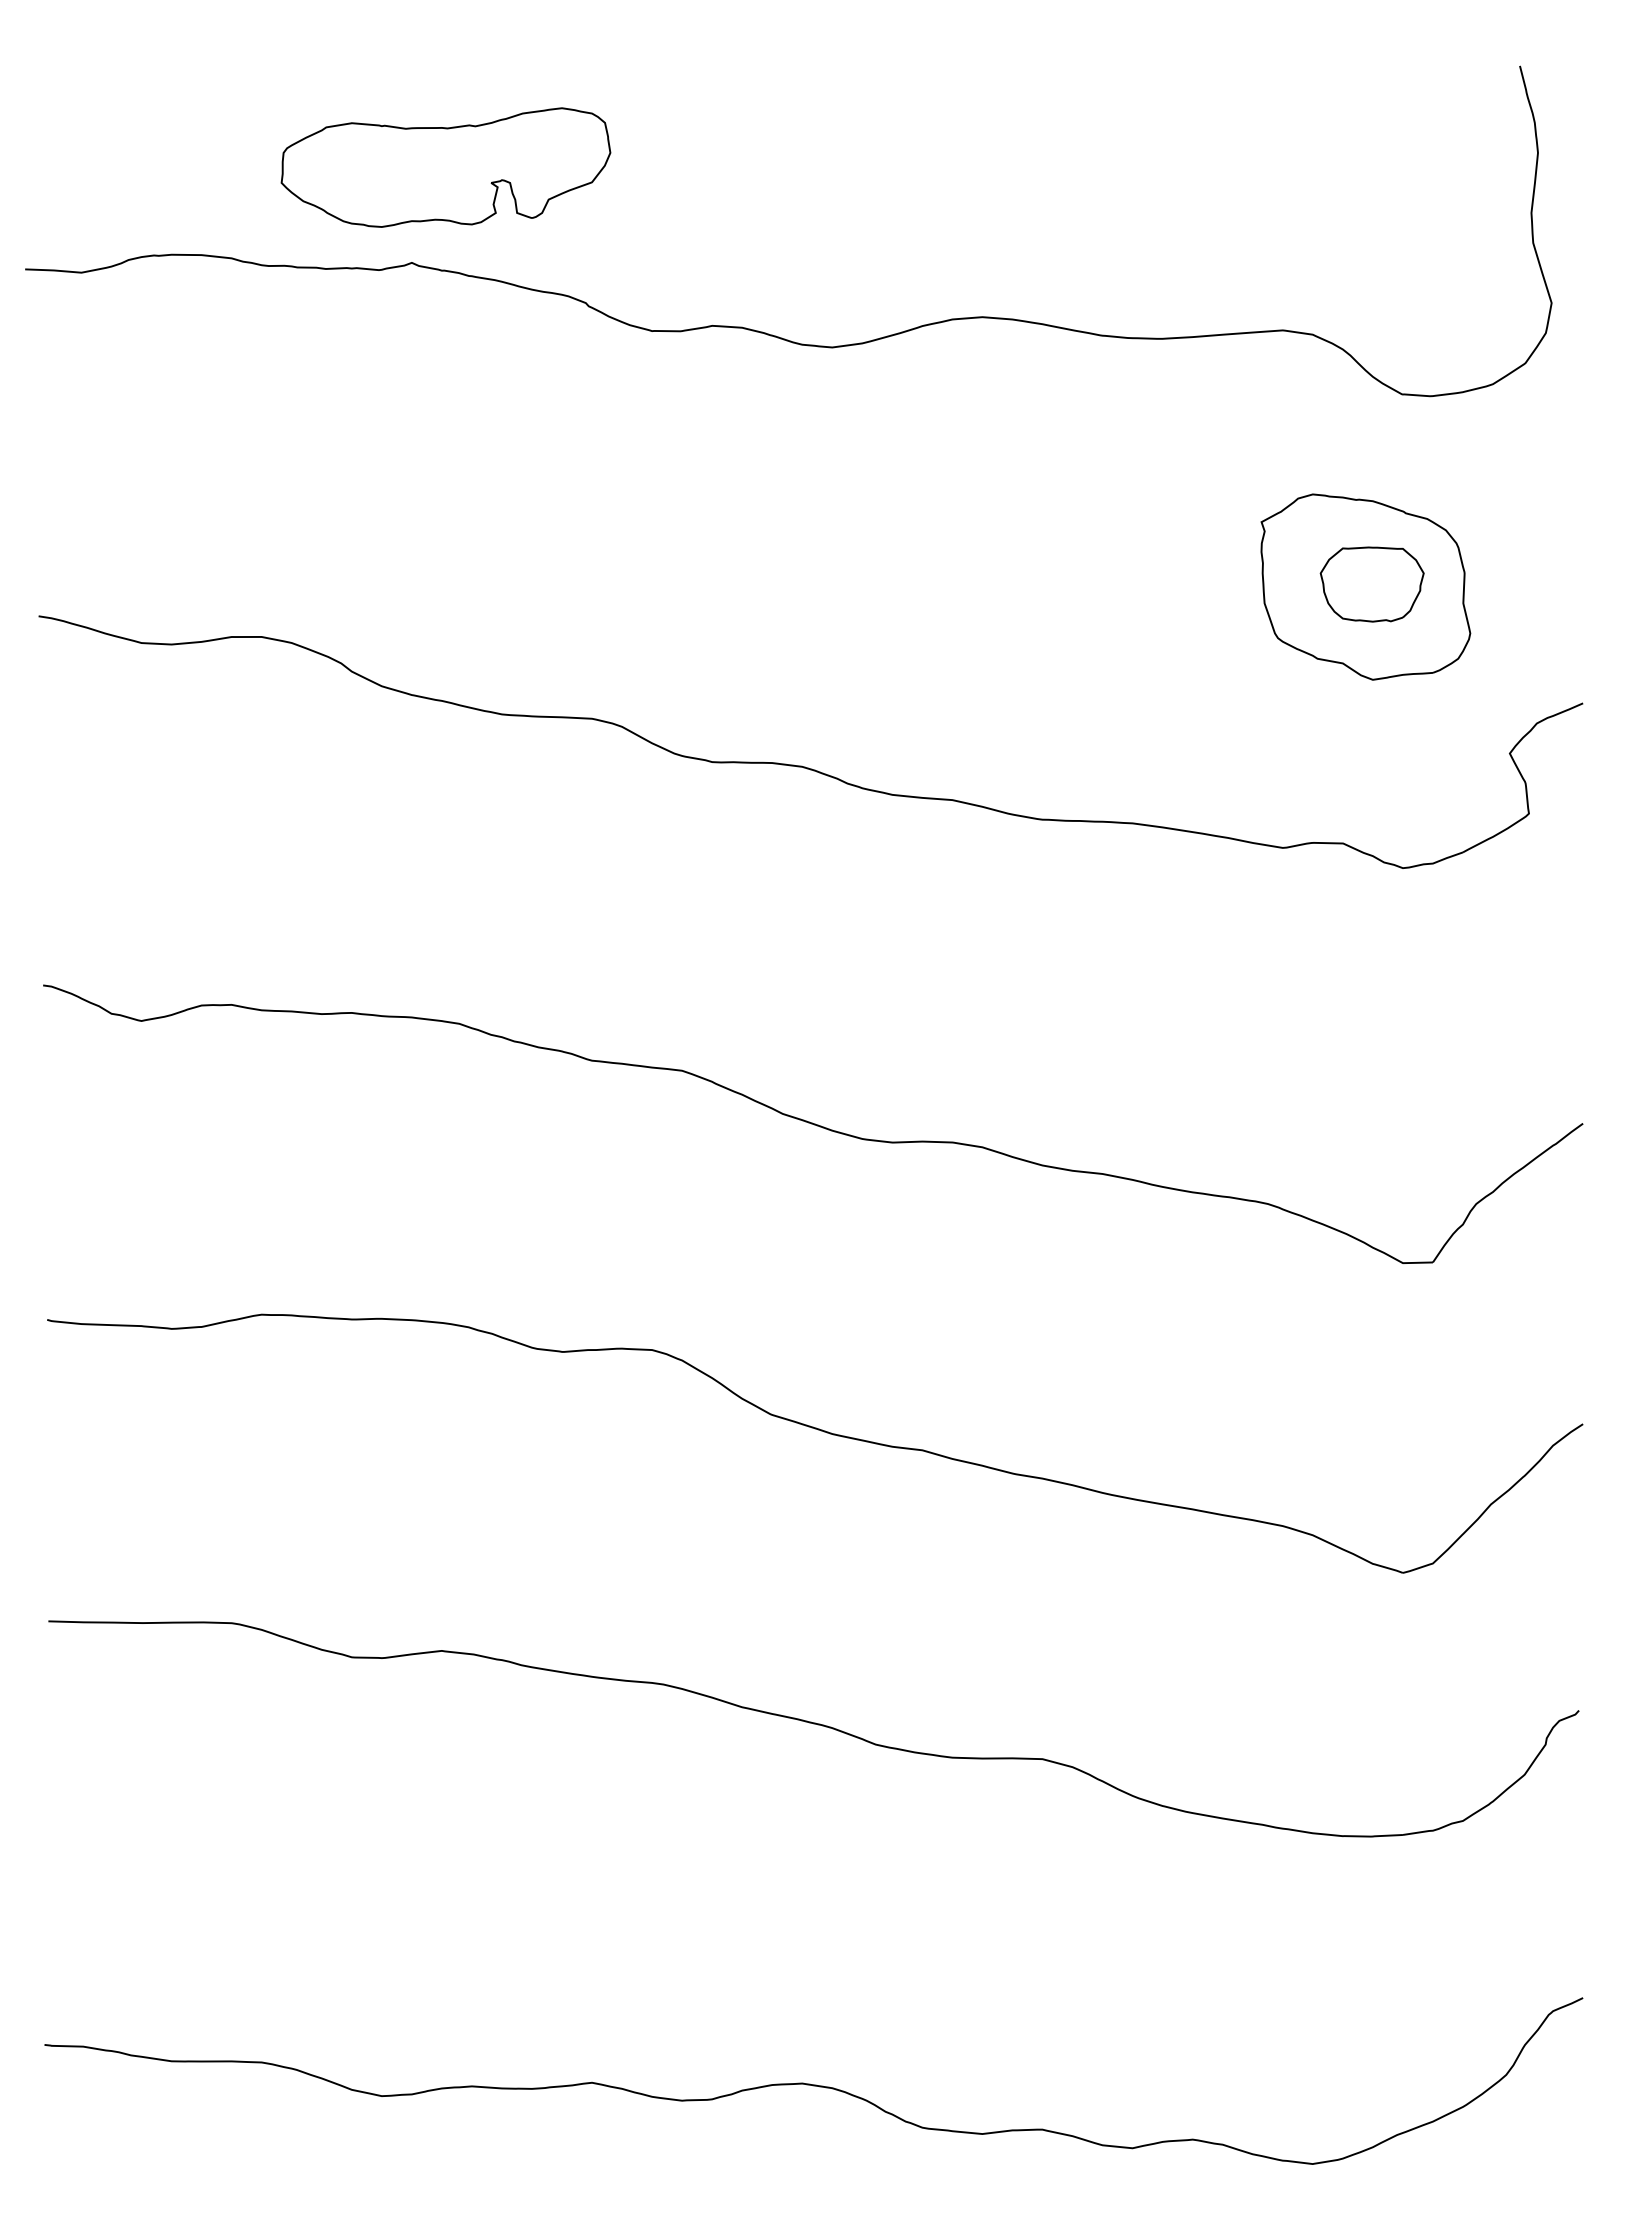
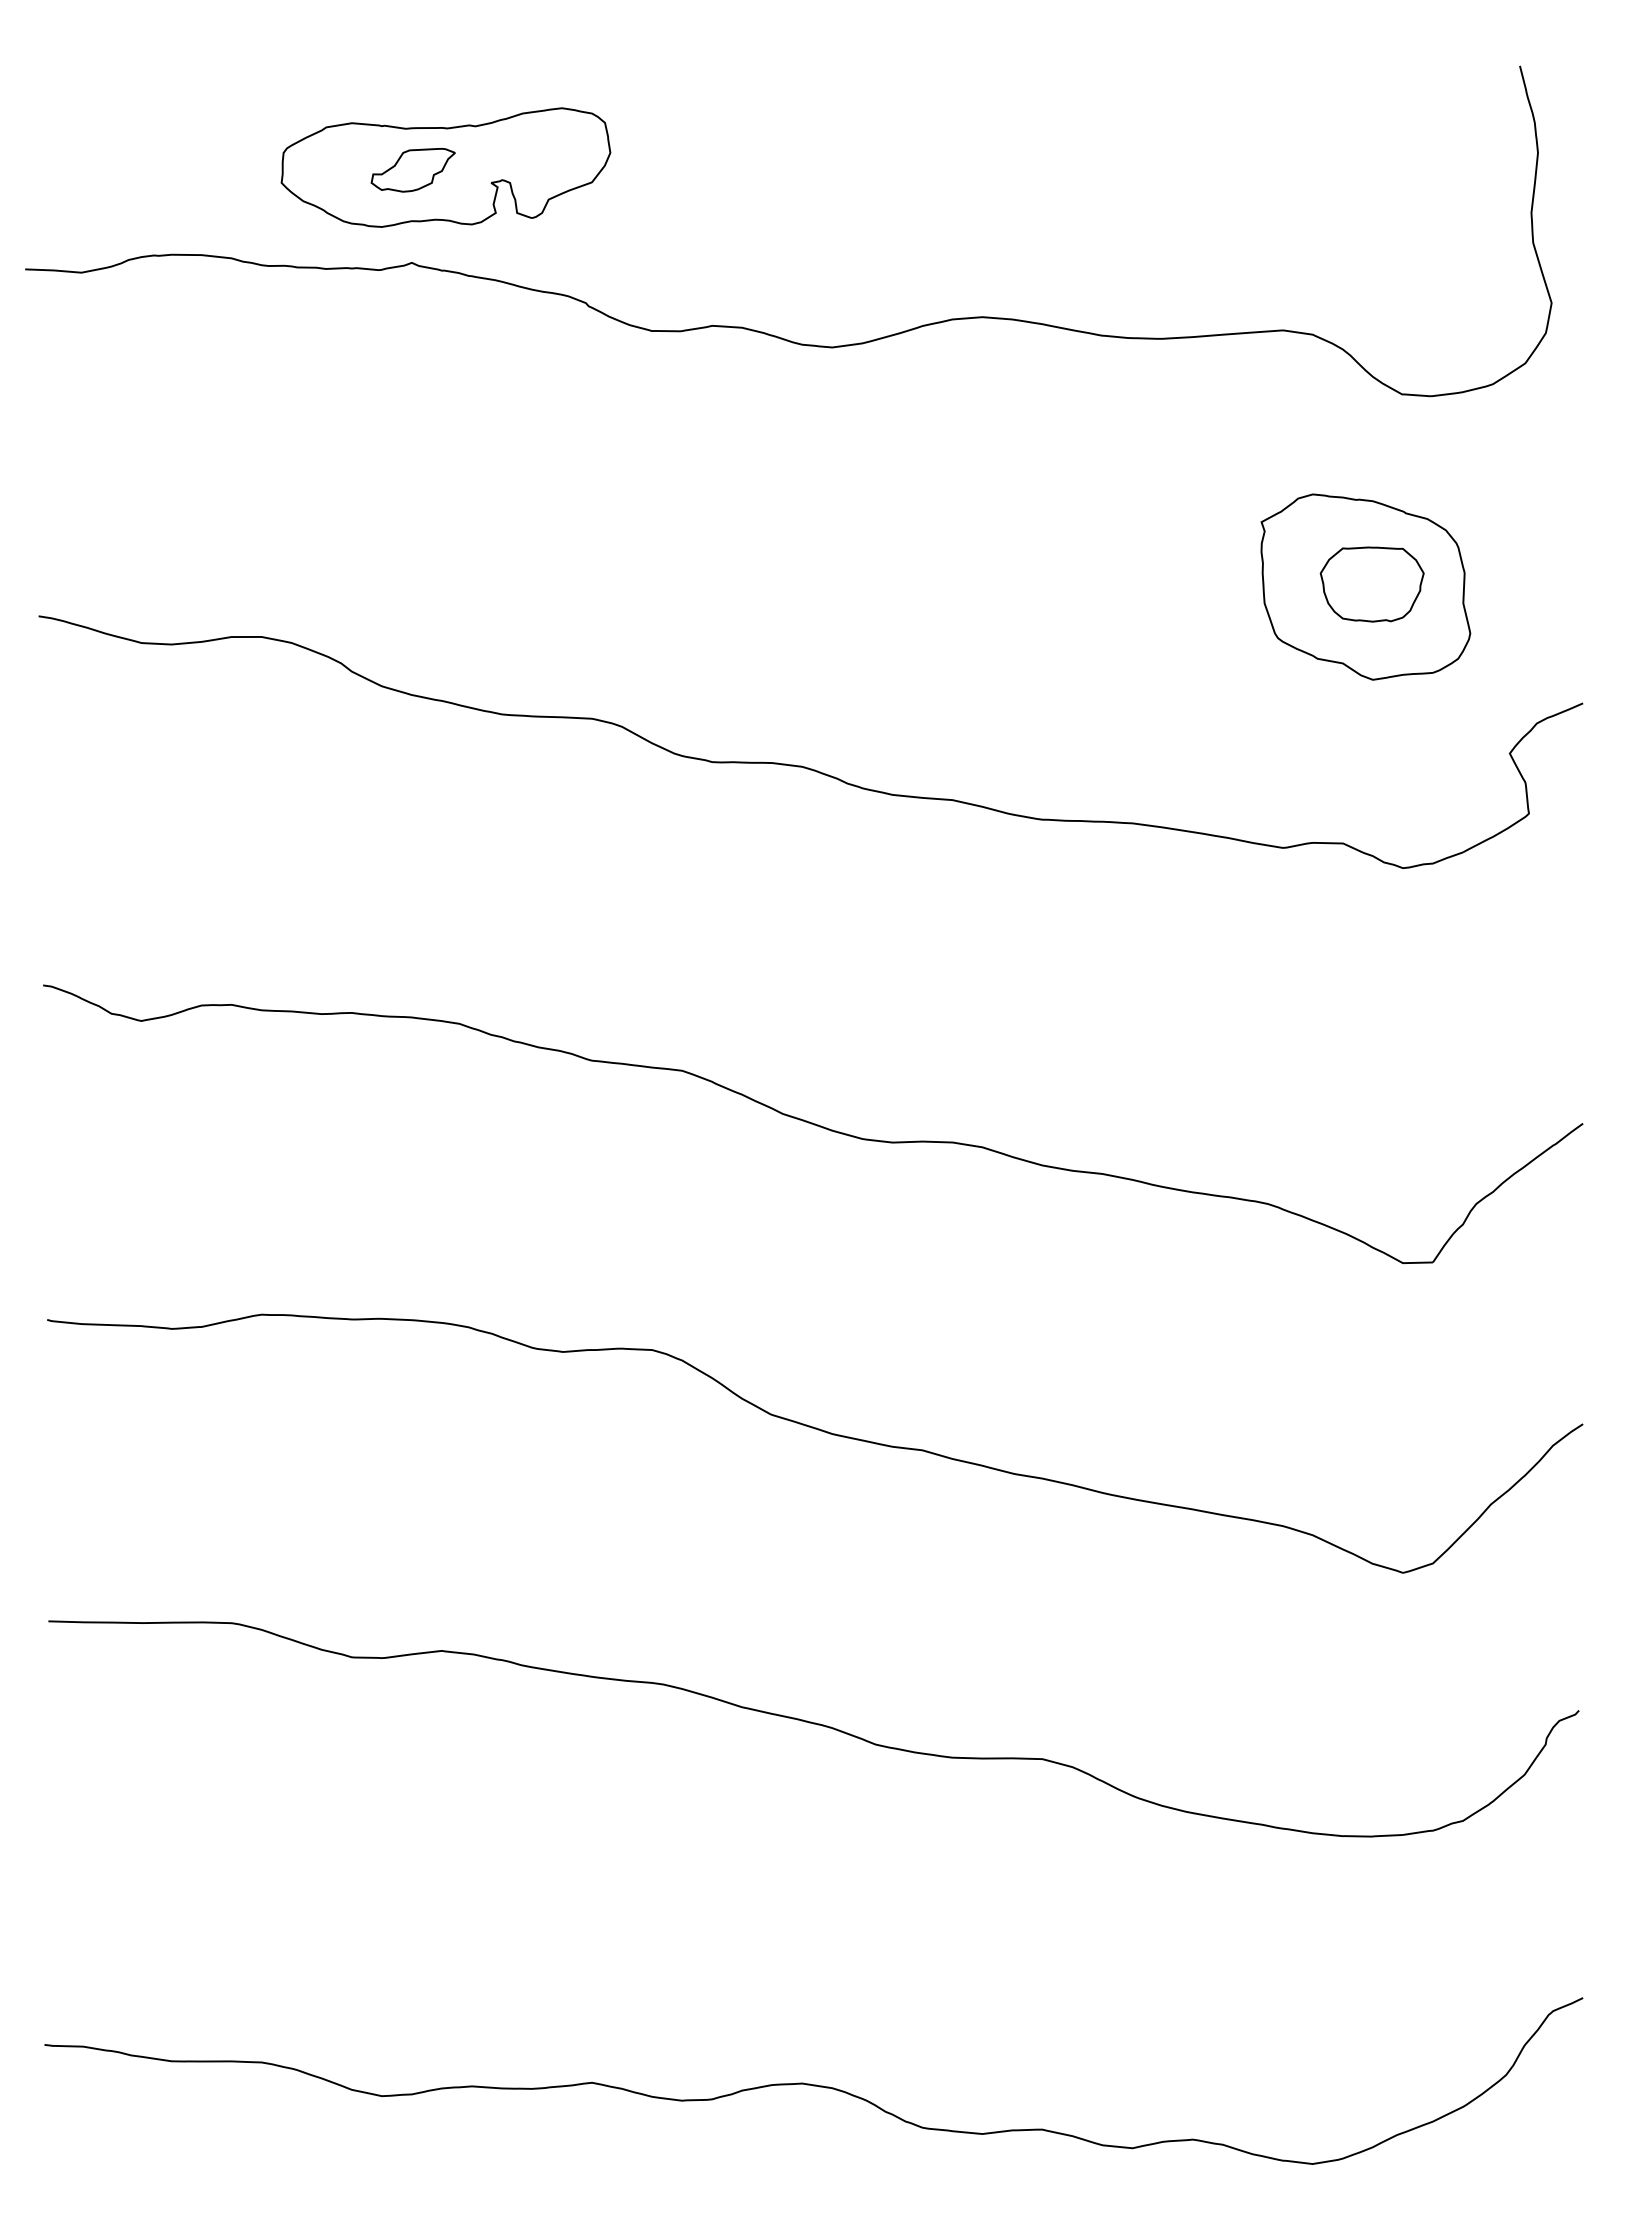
part: none -> present (412, 170)
